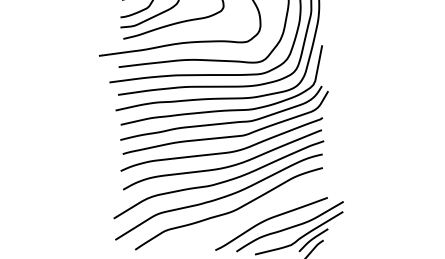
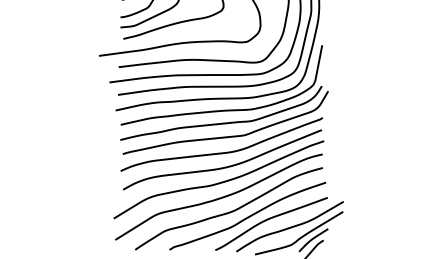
curve: none -> present (247, 216)
